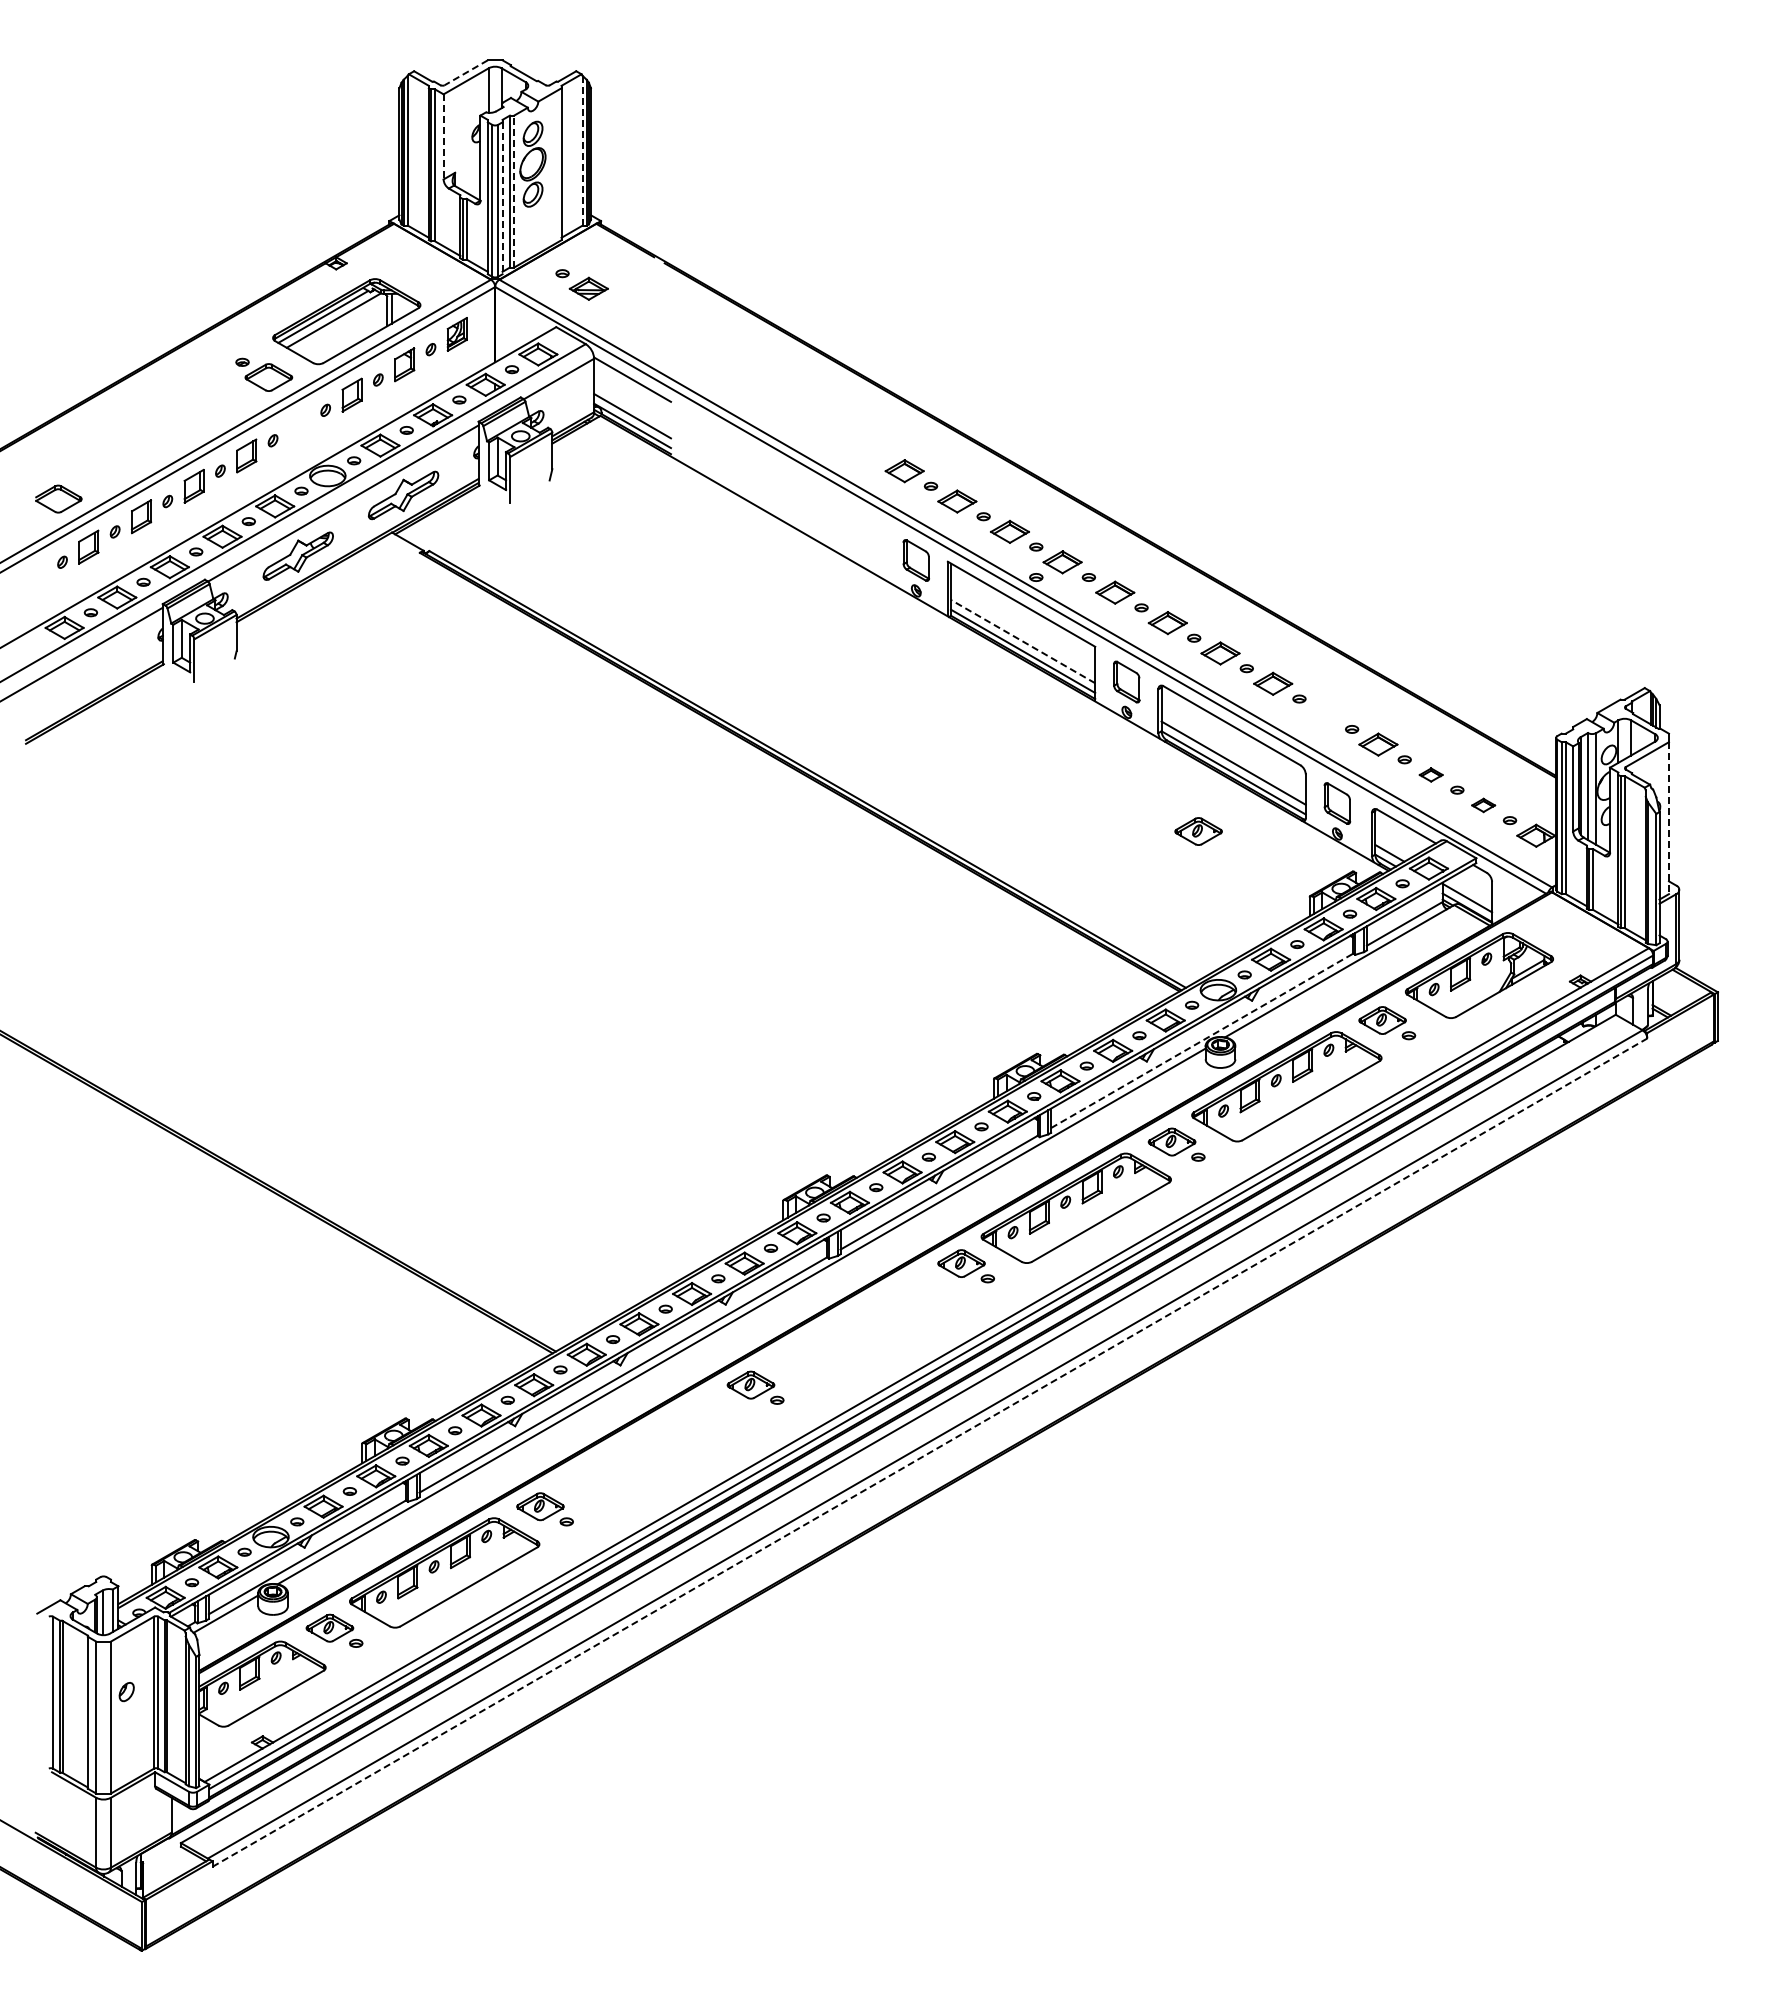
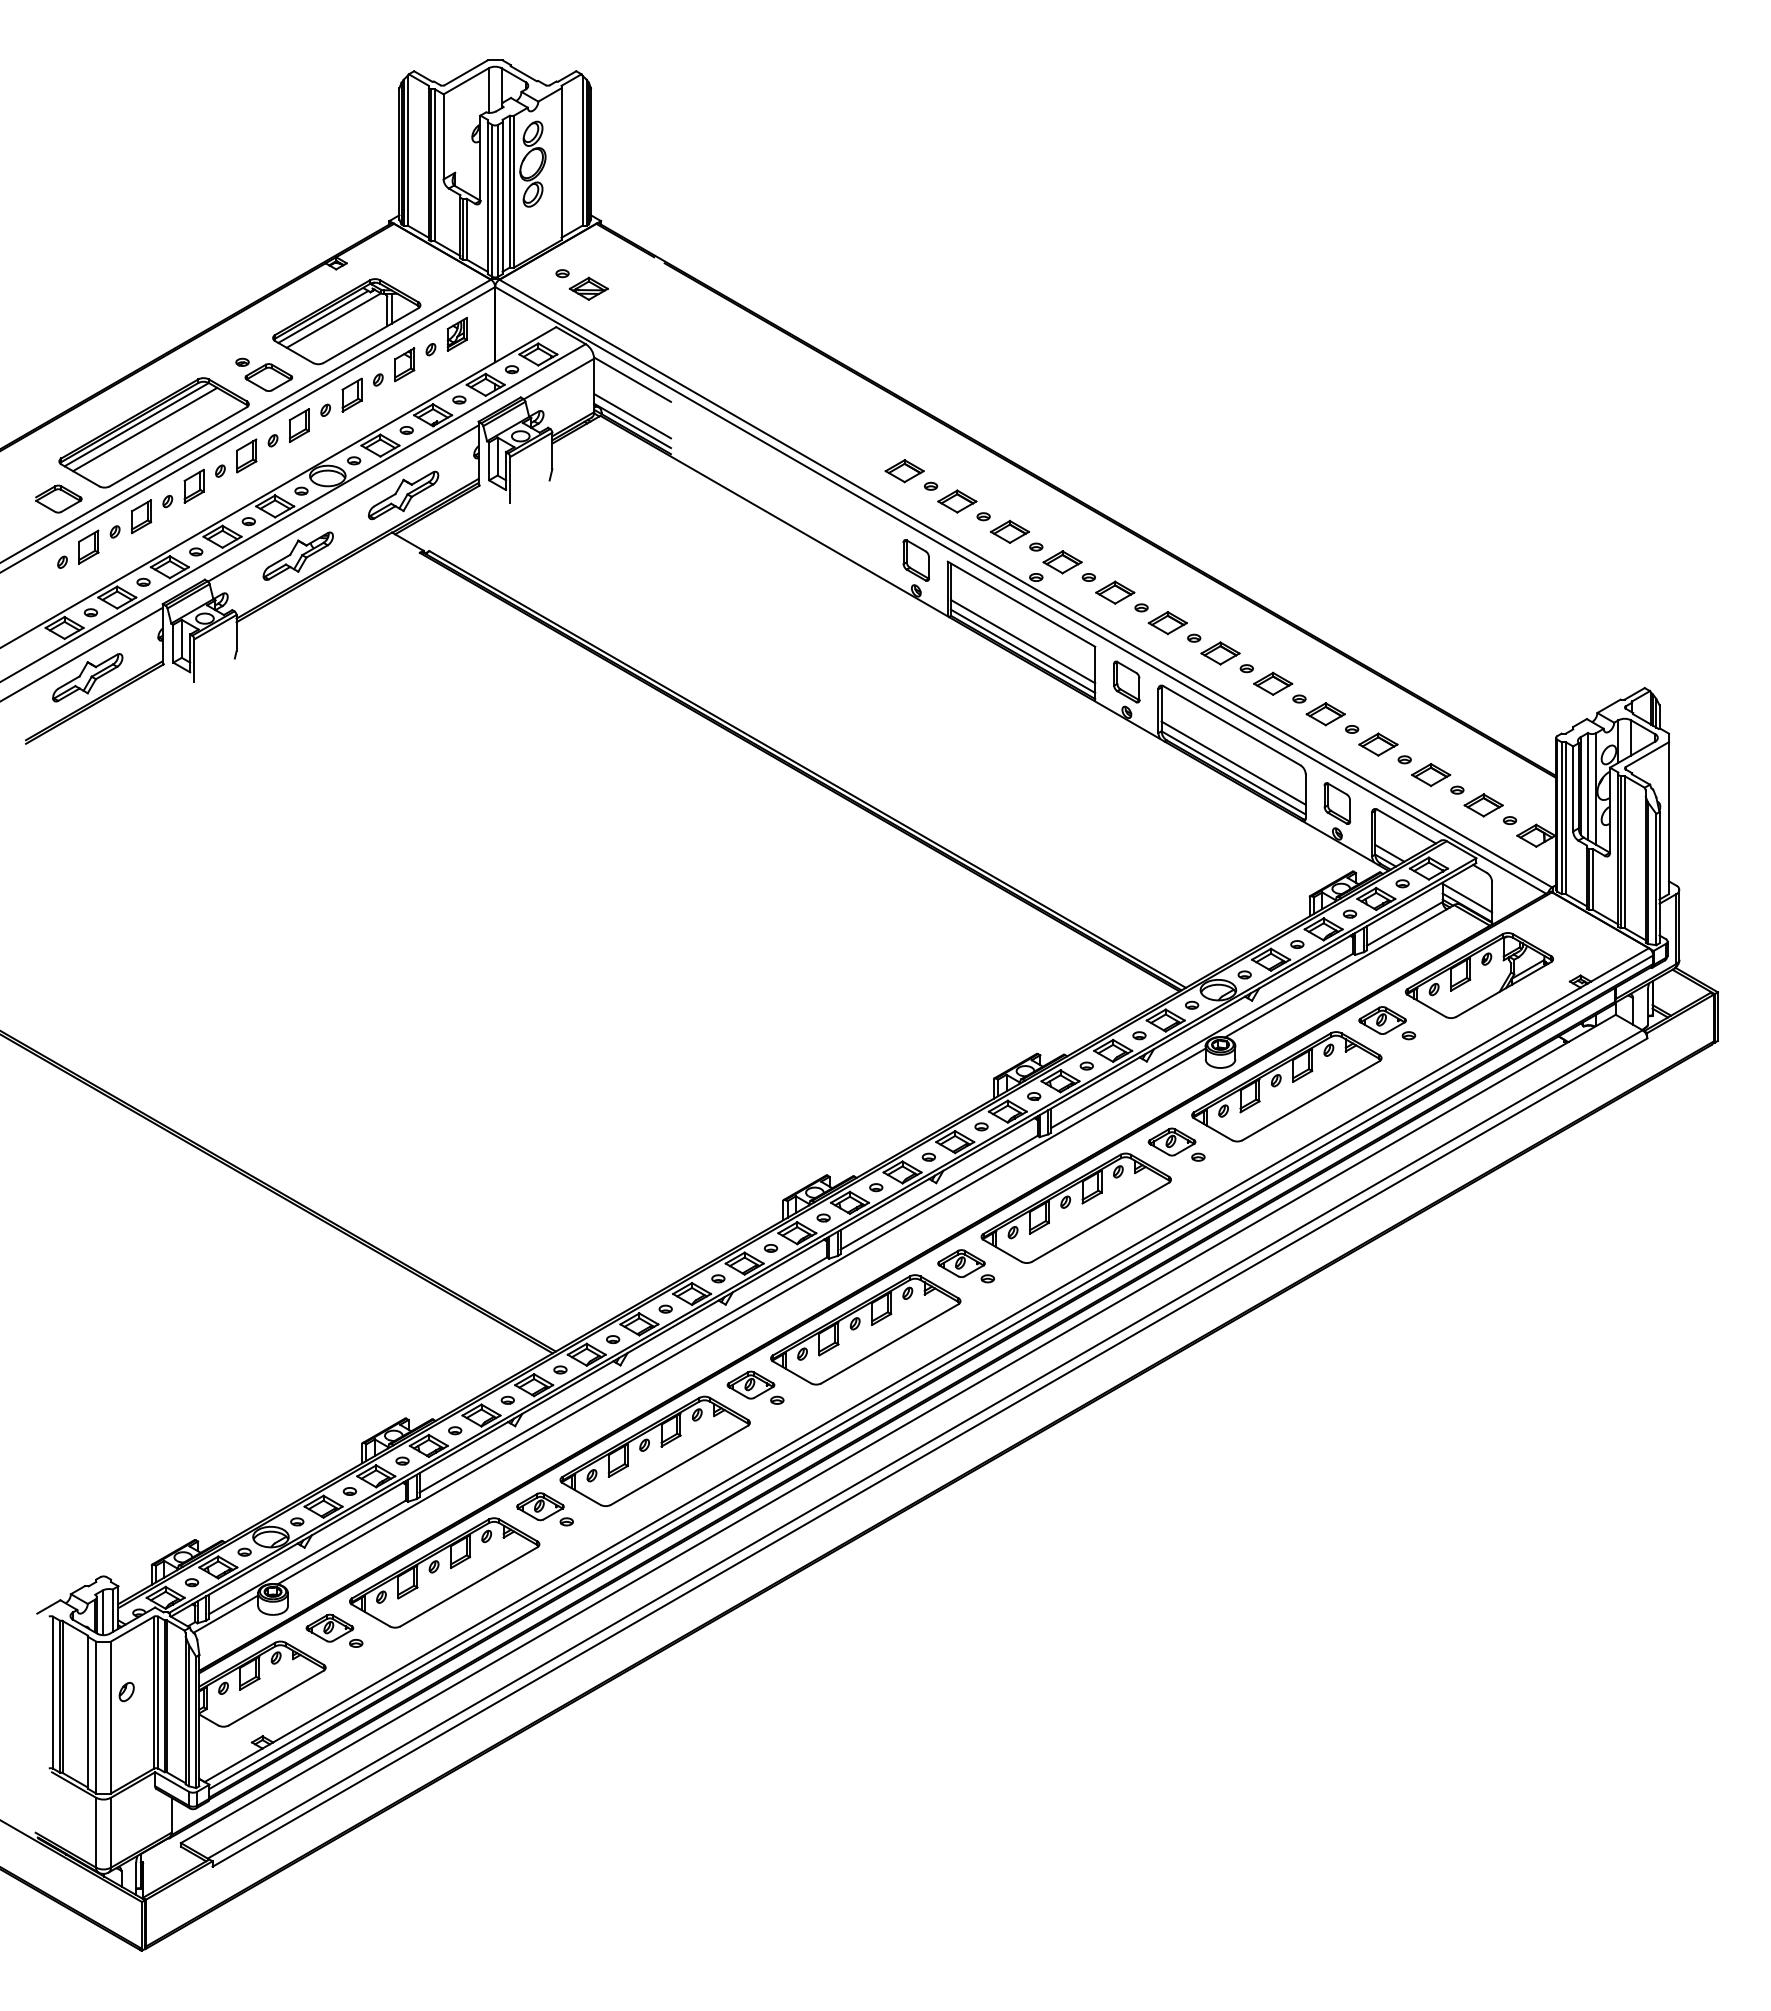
line: dashed -> solid (466, 72)
line: dashed -> solid (443, 136)
line: dashed -> solid (582, 150)
line: dashed -> solid (514, 191)
line: dashed -> solid (502, 198)
part: none -> present (298, 425)
part: none -> present (153, 432)
line: dashed -> solid (1022, 641)
part: none -> present (87, 677)
part: none -> present (1325, 714)
part size: 26x16 px -> 41x24 px (1431, 774)
part size: 26x17 px -> 41x25 px (1483, 805)
line: dashed -> solid (1668, 818)
part: present -> none (1198, 831)
line: dashed -> solid (1202, 1040)
part: none -> present (865, 1329)
part: none -> present (654, 1450)
line: dashed -> solid (930, 1452)
